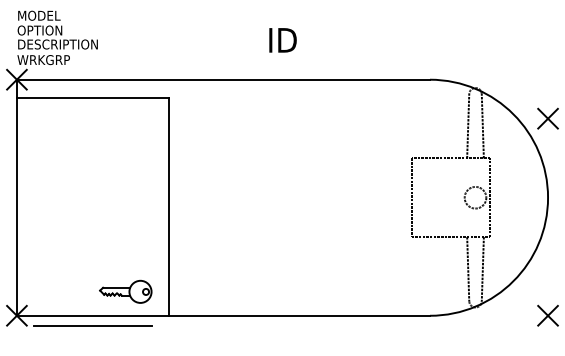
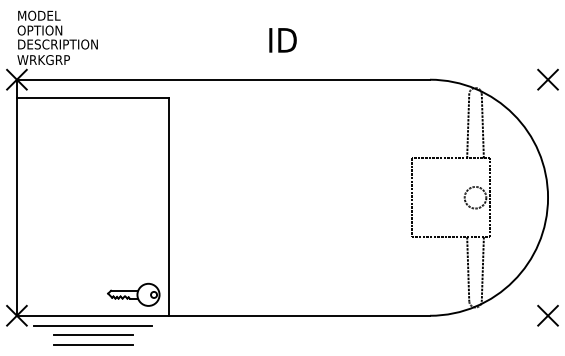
part position: (547, 118) -> (547, 79) (547, 79)
part position: (125, 291) -> (133, 294) (133, 294)
line: none -> present (92, 335)
line: none -> present (92, 345)
